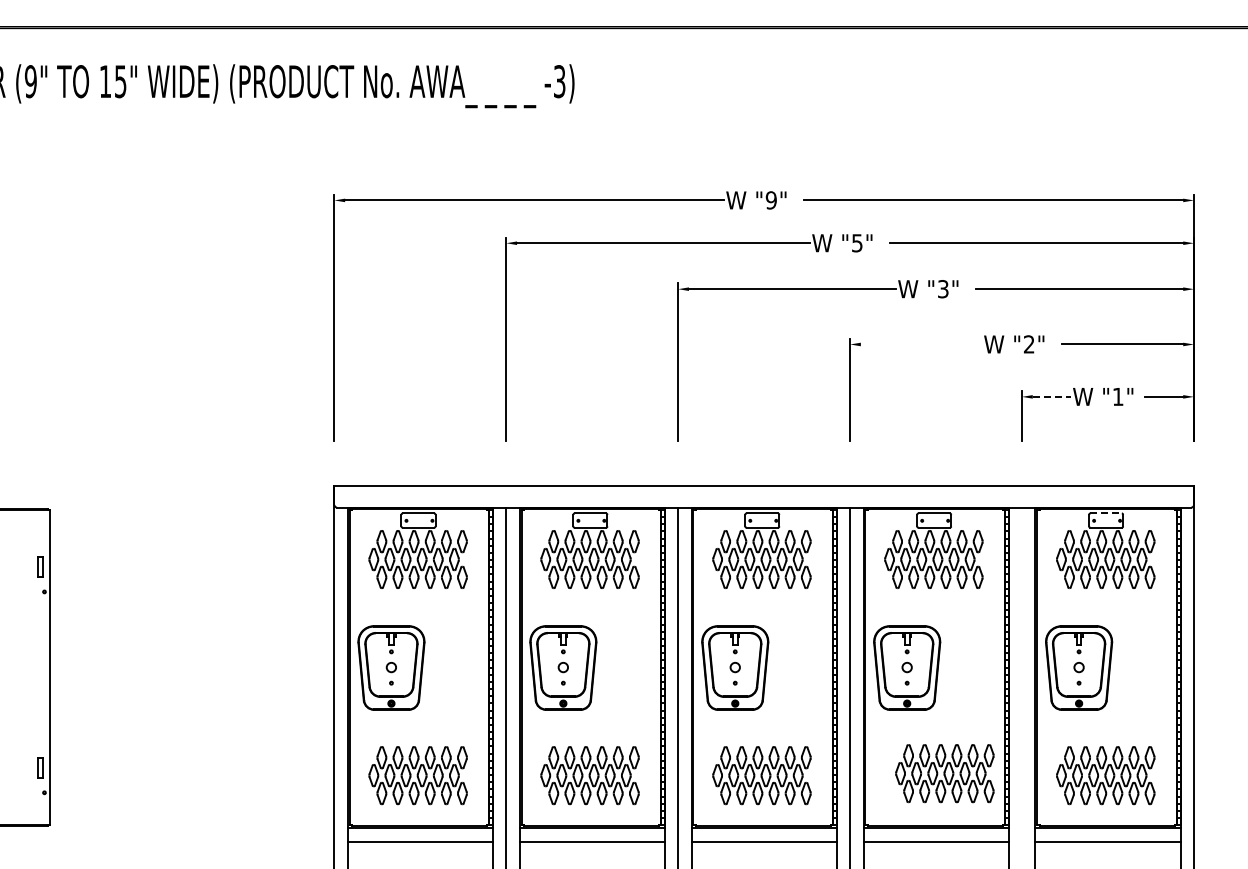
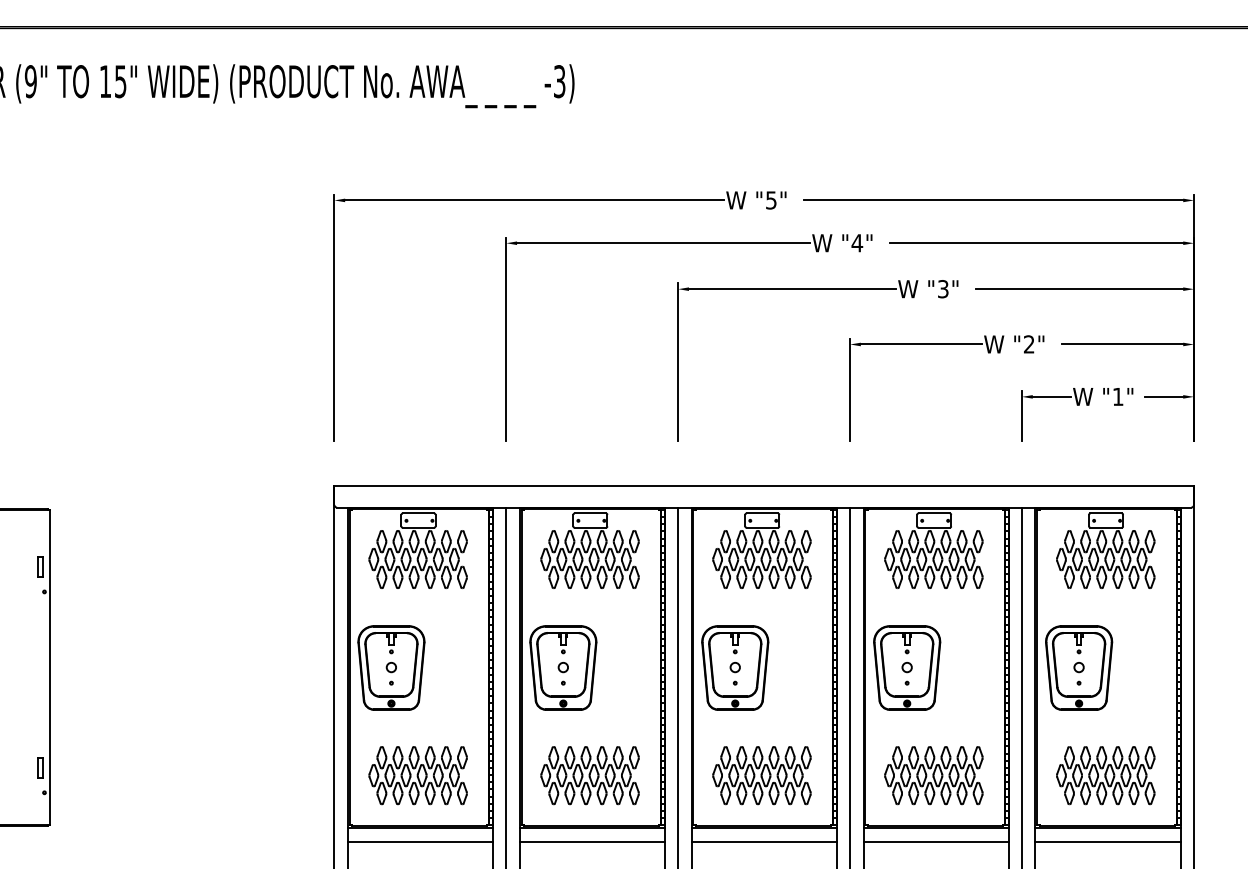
text: "9" -> "5" (770, 200)
text: "5" -> "4" (857, 243)
line: none -> present (920, 344)
line: dashed -> solid (1052, 396)
line: dashed -> solid (1106, 513)
line: none -> present (1022, 686)
part position: (944, 773) -> (933, 775) (933, 775)
